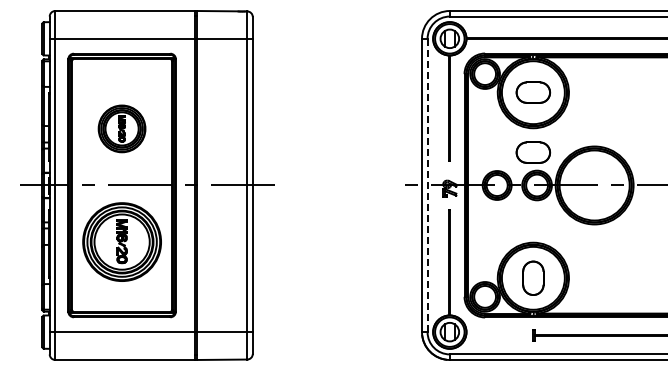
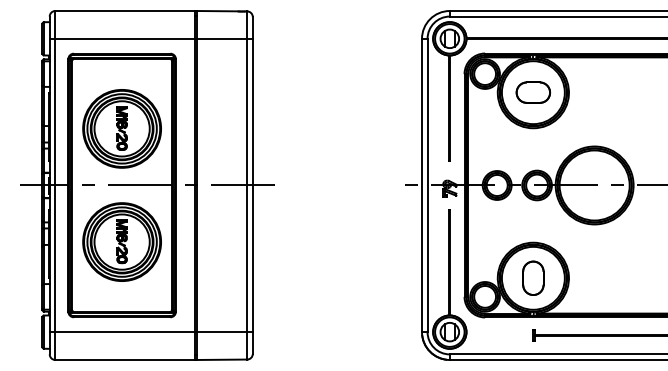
part size: 50x50 px -> 80x80 px (121, 128)
part: present -> none (533, 152)
line: dashed -> solid (427, 185)
